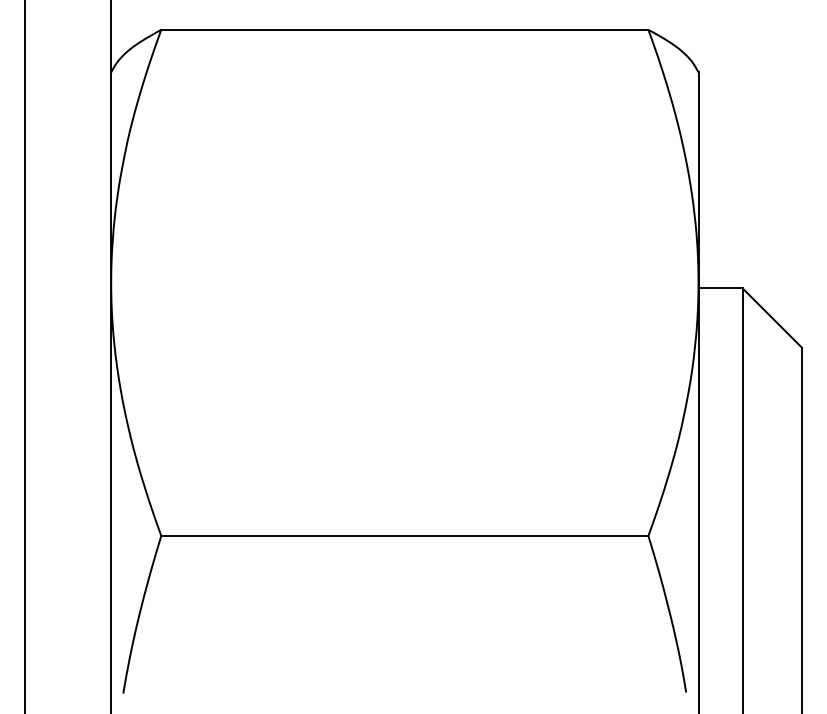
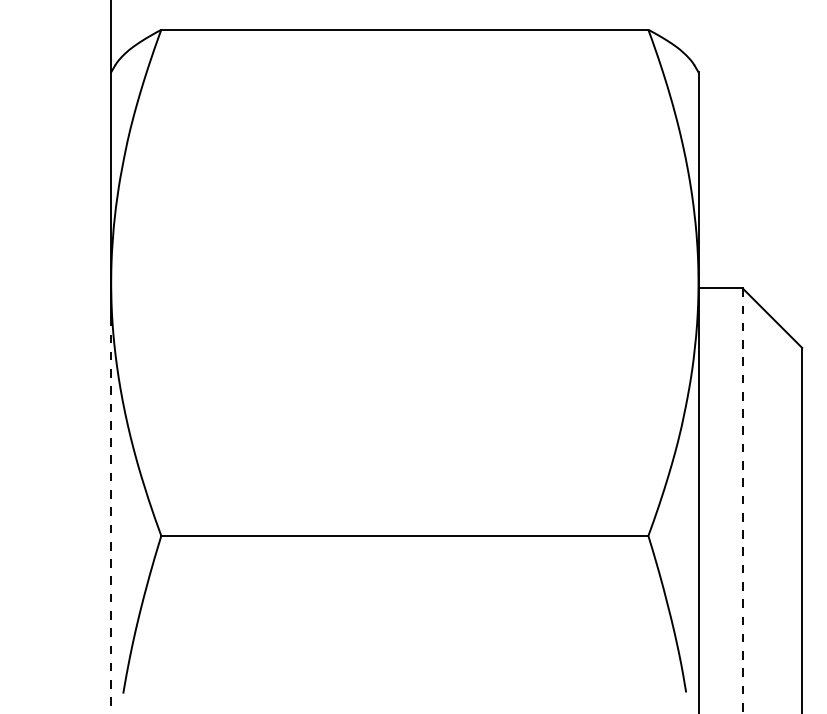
line: present -> none (24, 356)
line: solid -> dashed (742, 500)
line: solid -> dashed (111, 515)
